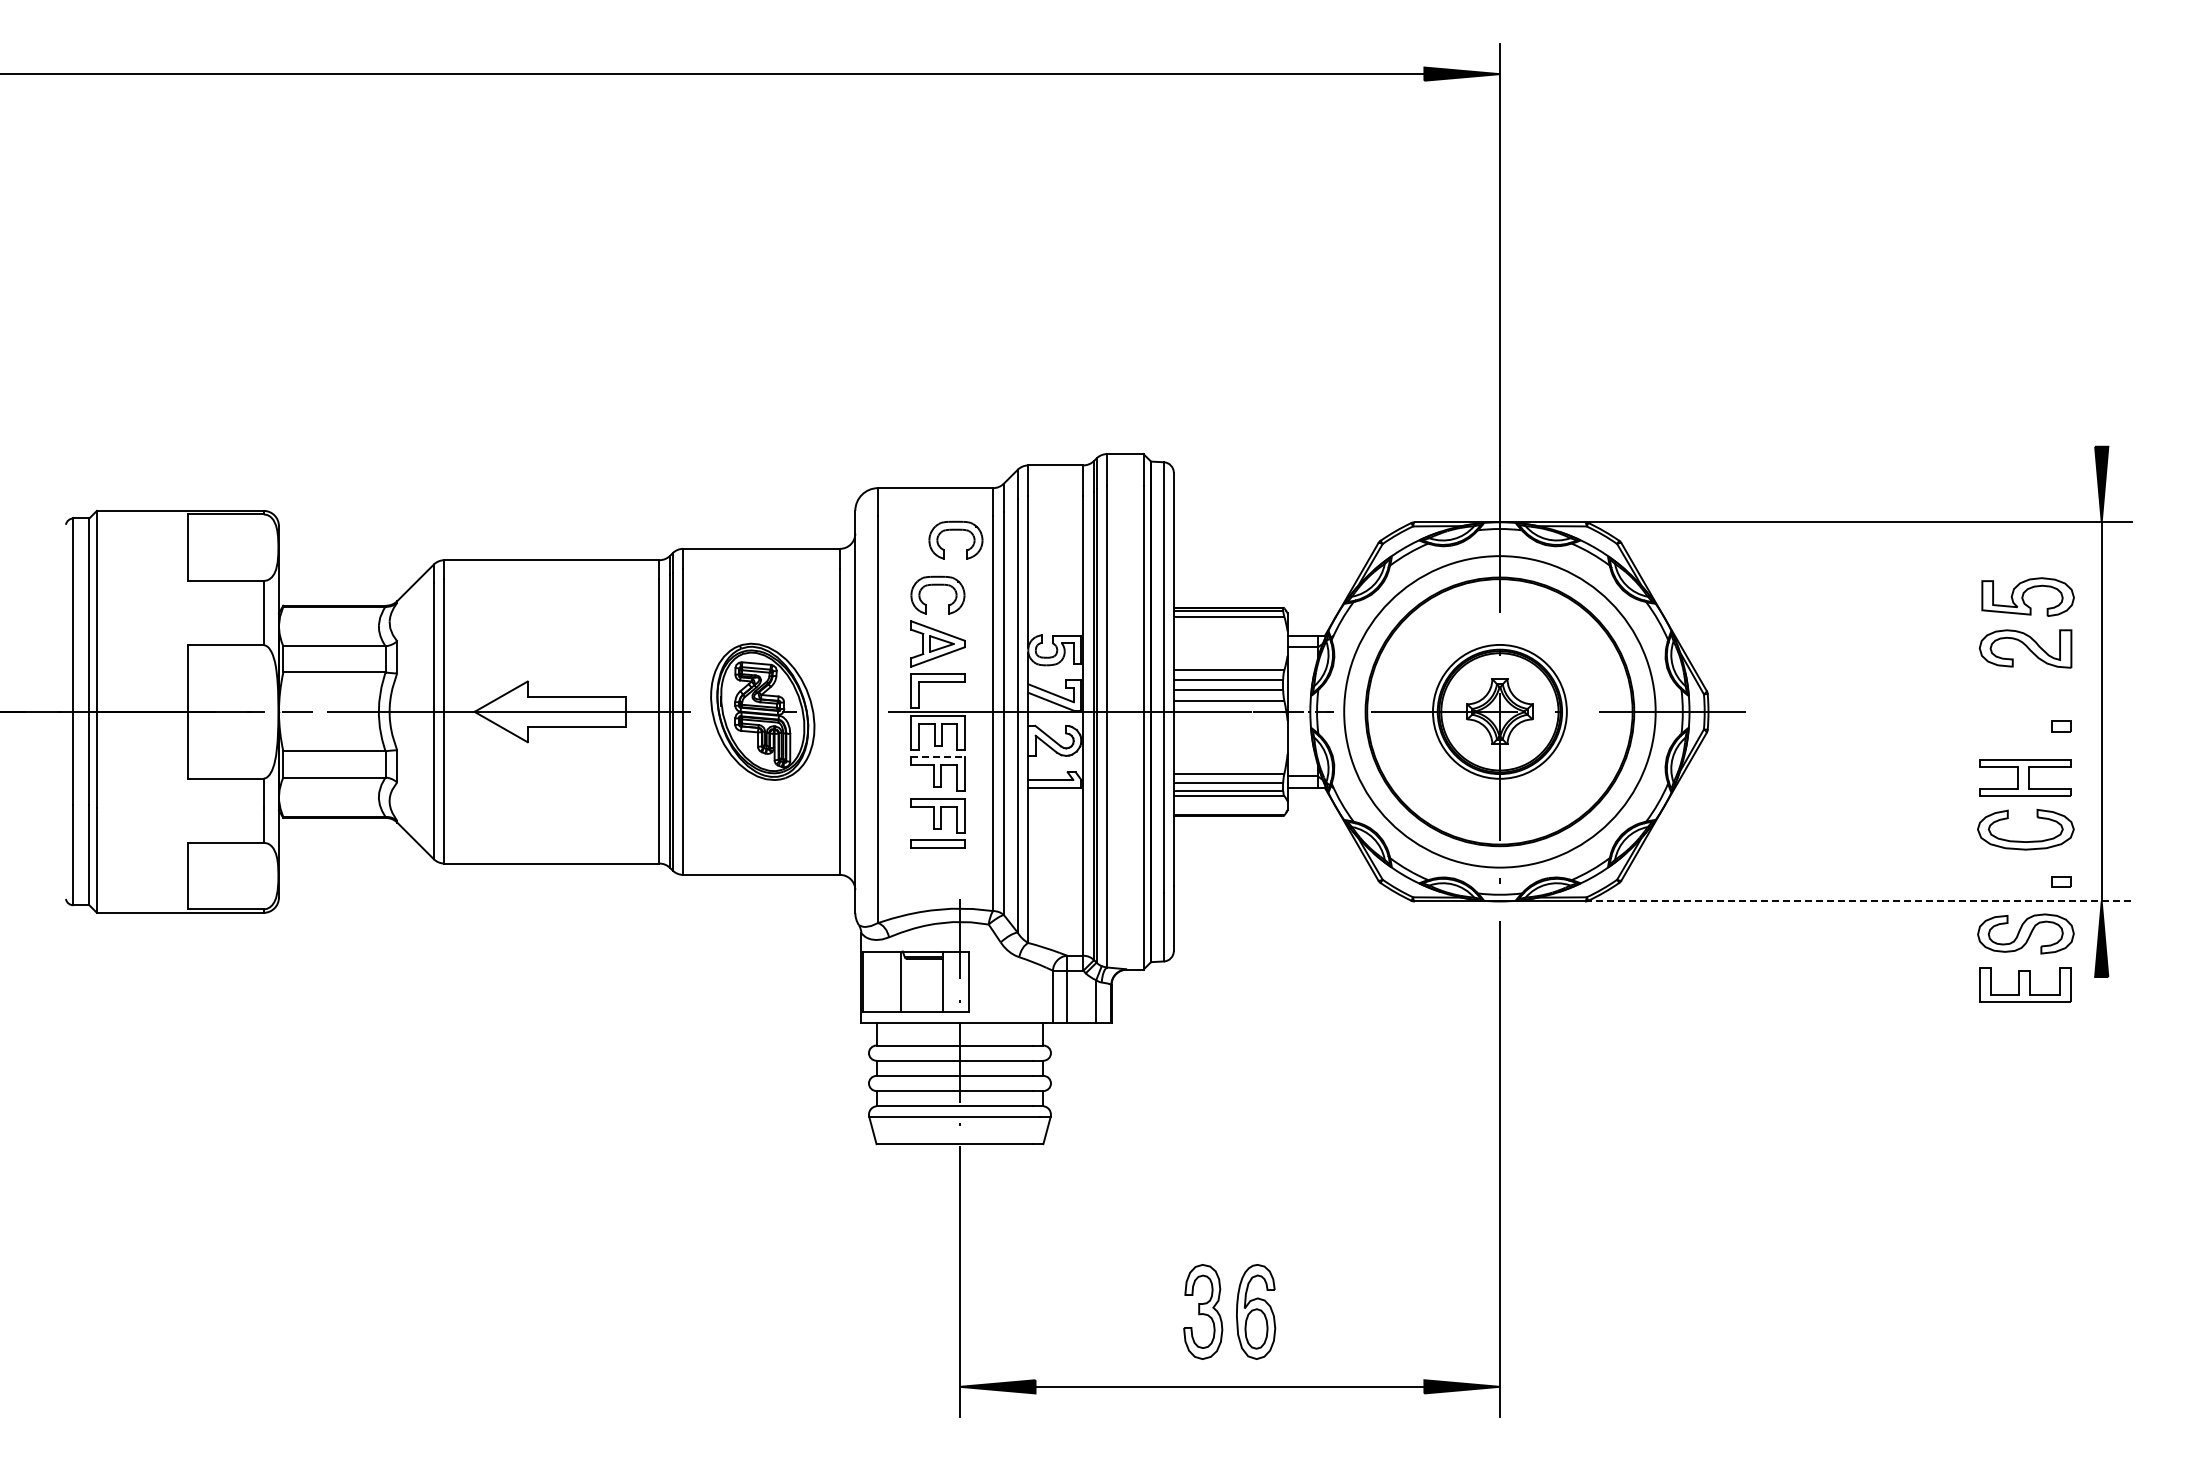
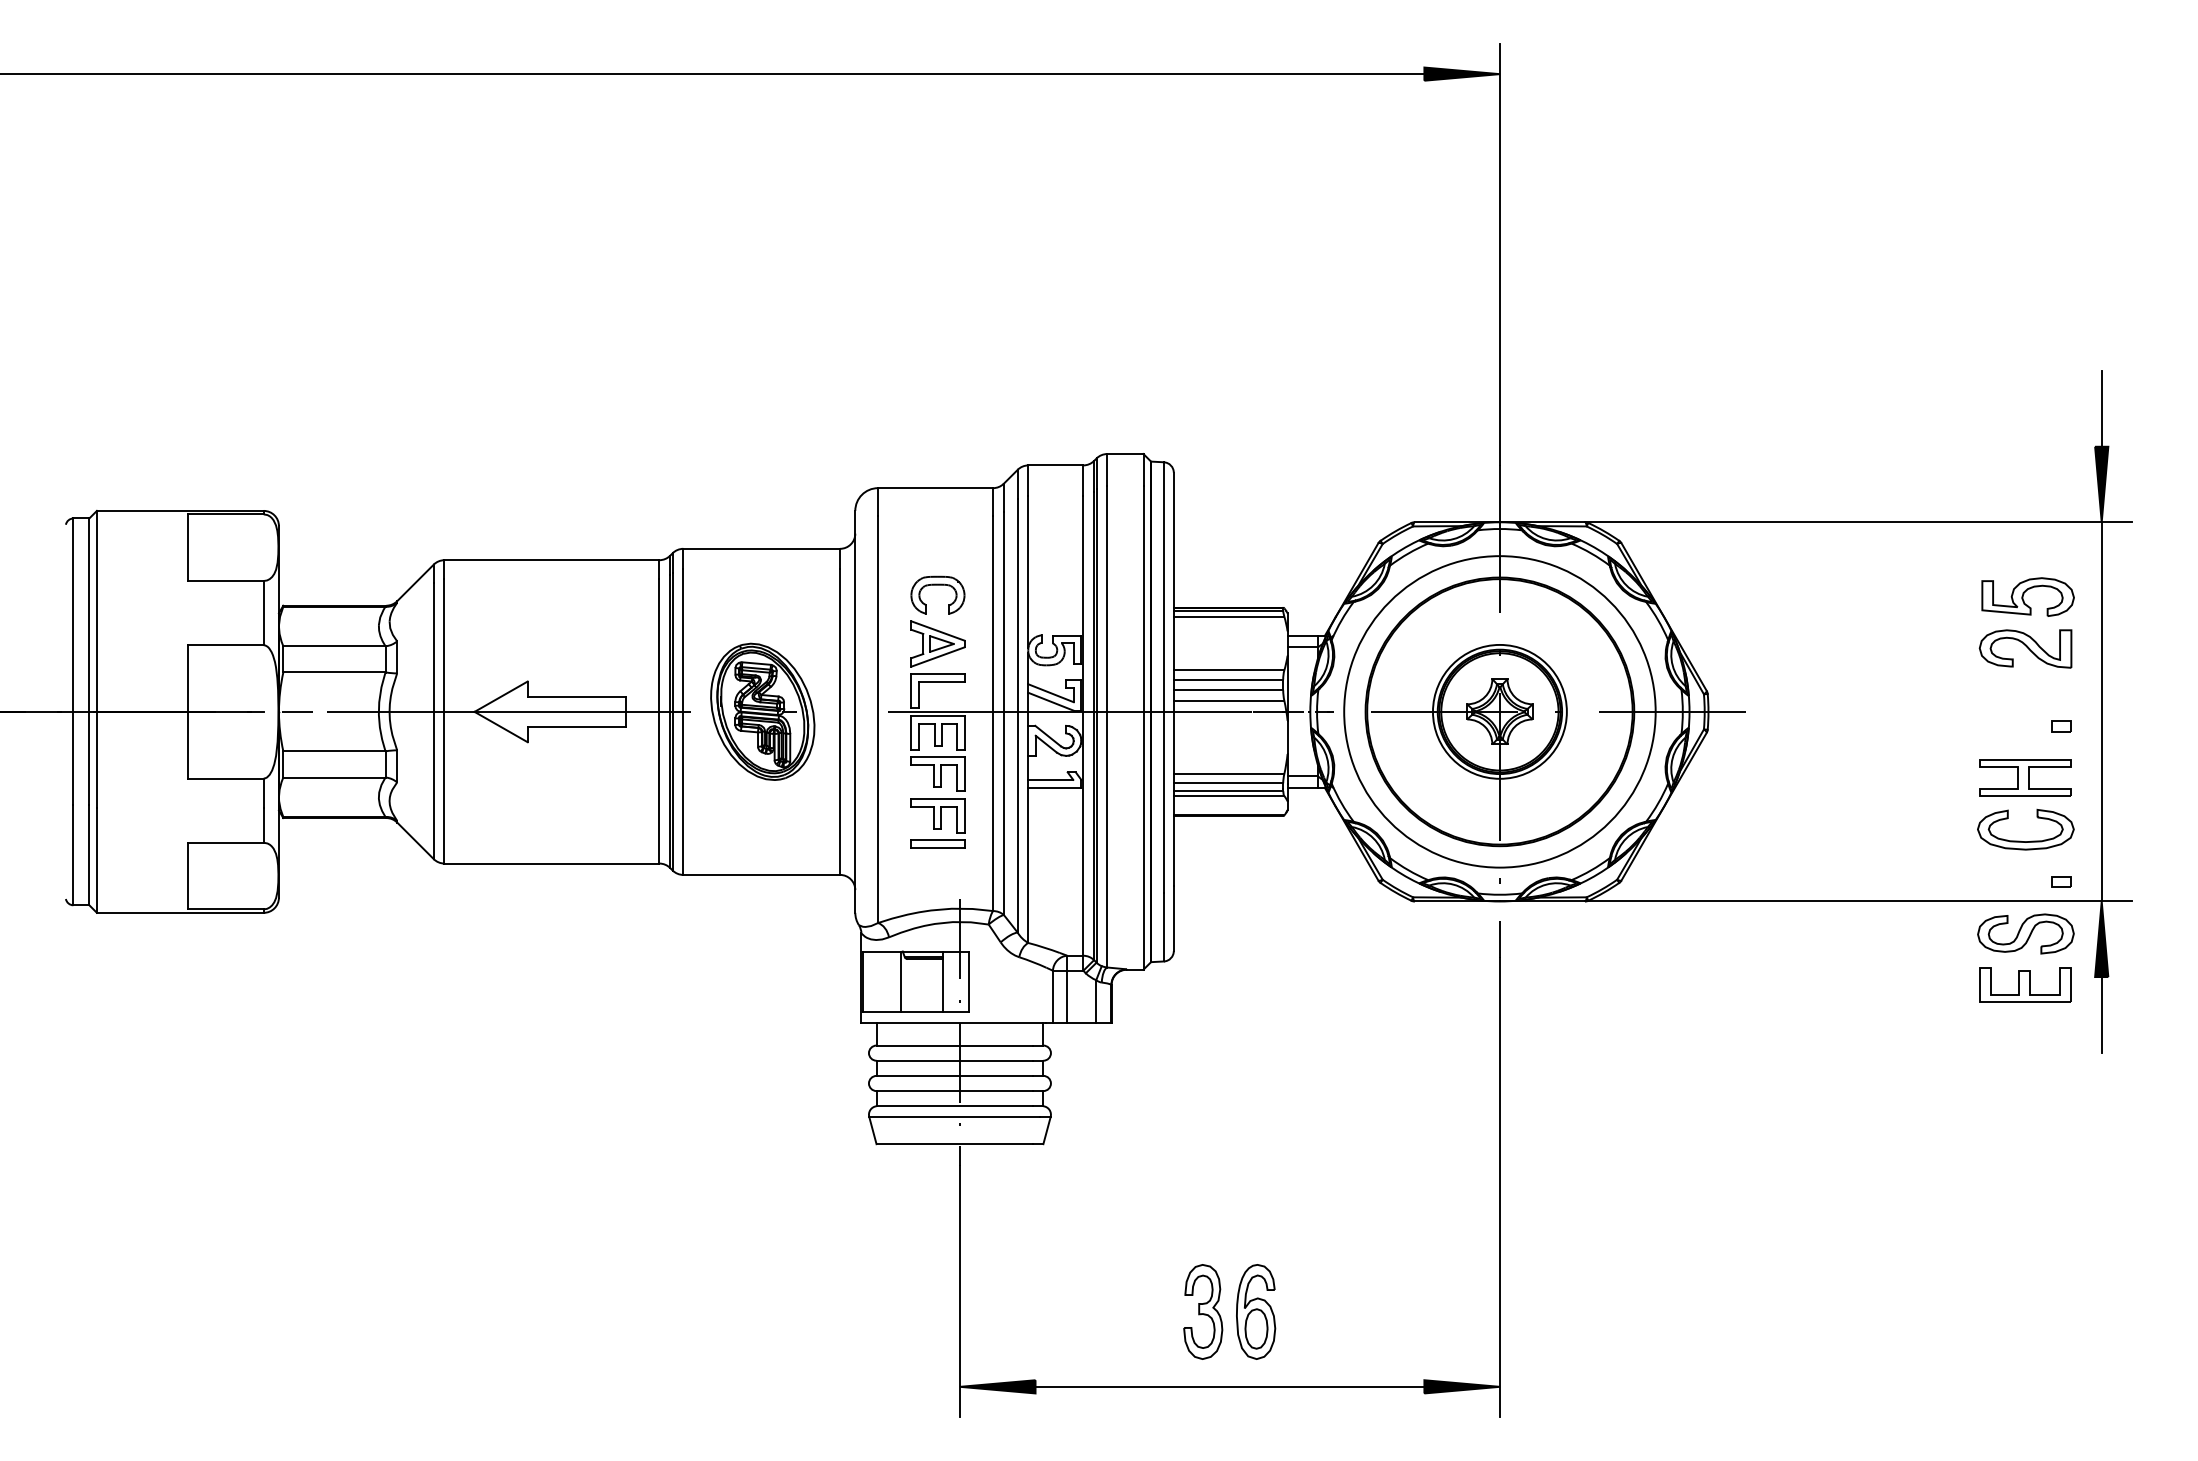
line: none -> present (2101, 408)
part: present -> none (955, 530)
line: dashed -> solid (937, 757)
line: dashed -> solid (1859, 901)
line: none -> present (2101, 1015)
